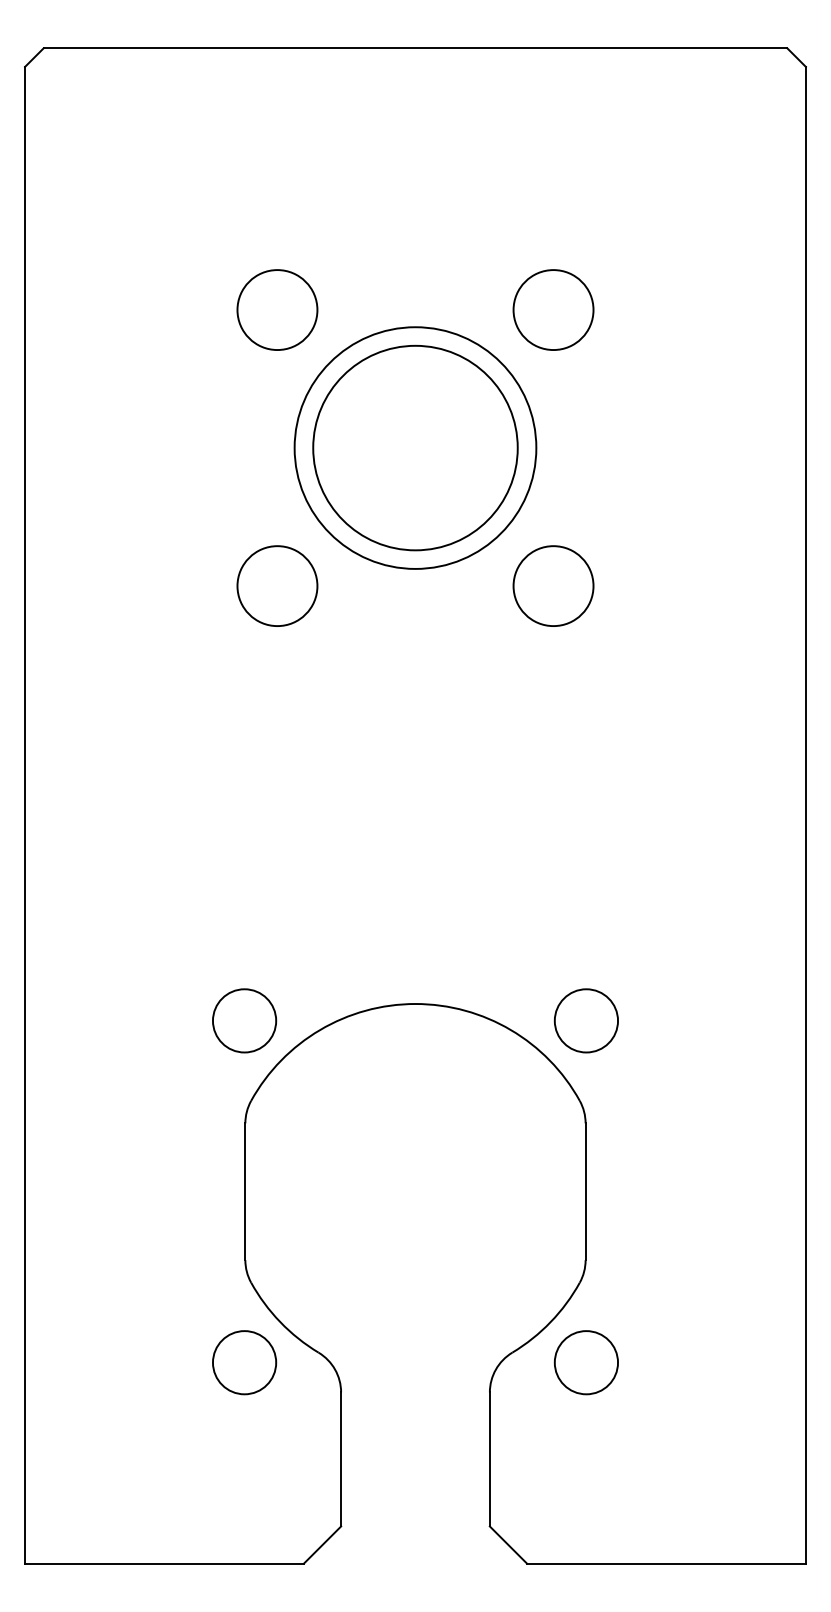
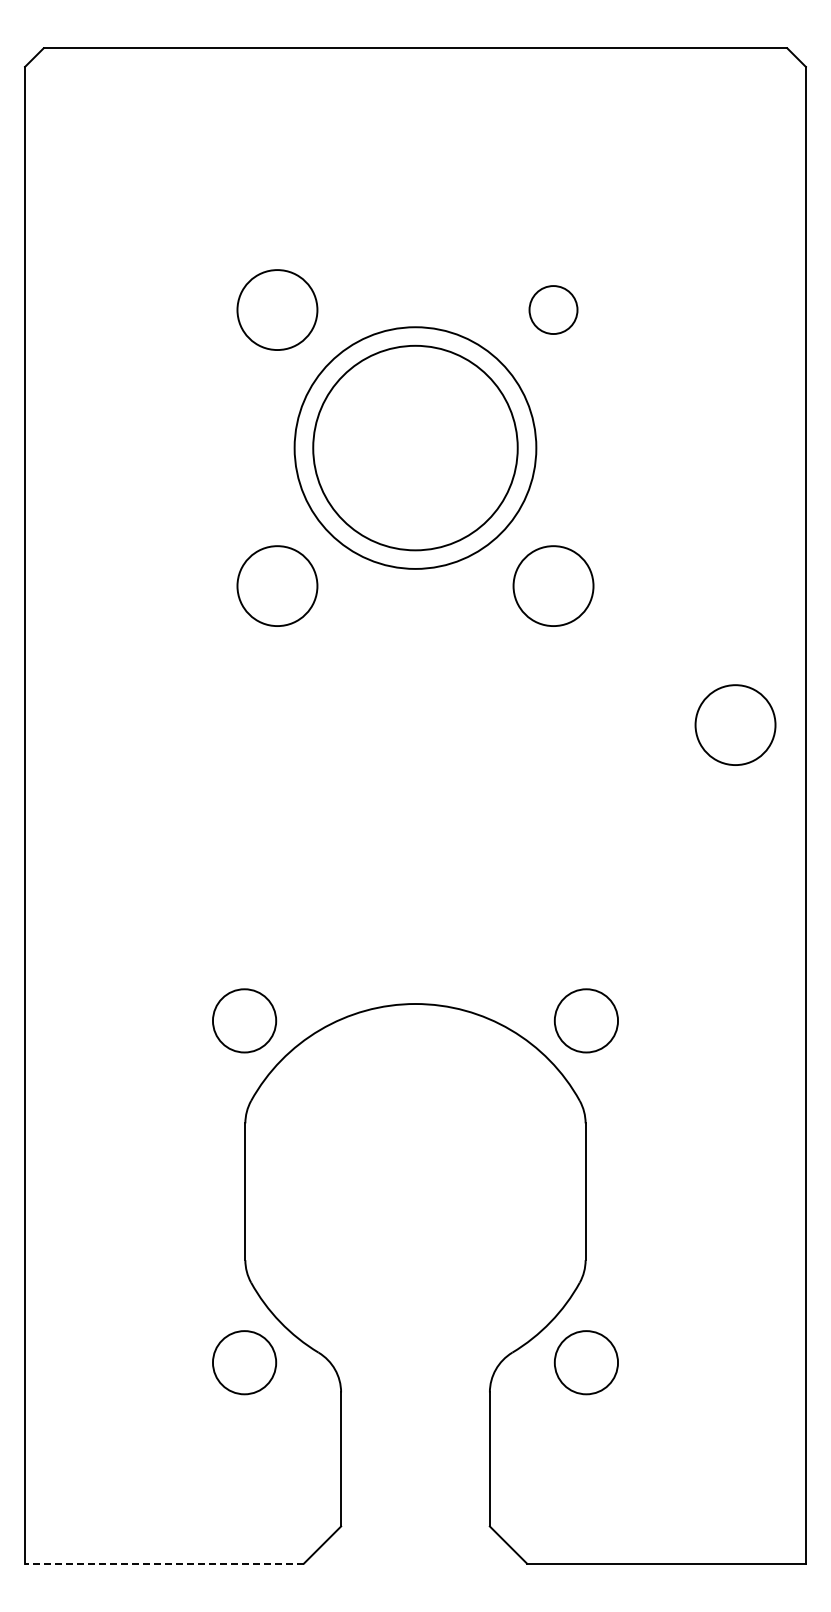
circle size: 83x82 px -> 51x50 px (553, 309)
circle: none -> present (735, 724)
line: solid -> dashed (163, 1563)
